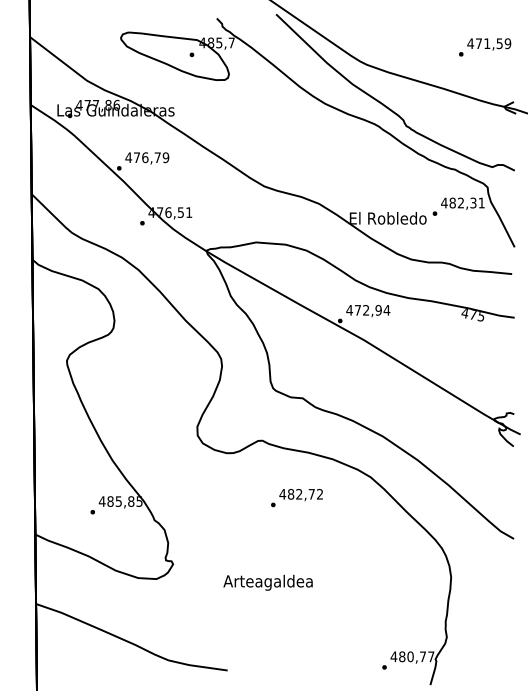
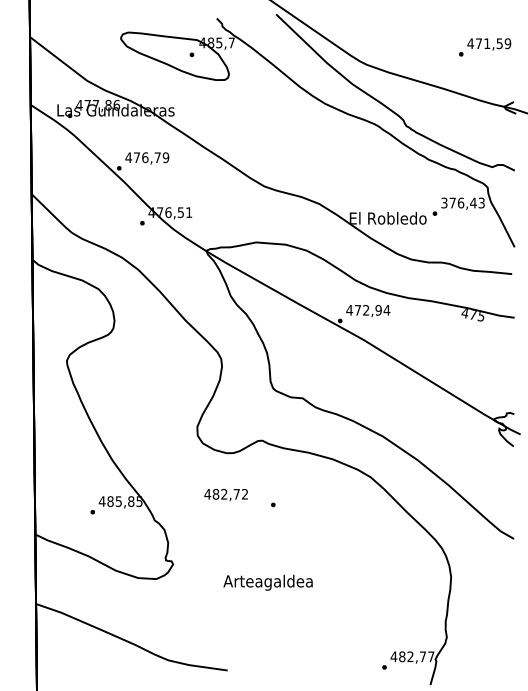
text: 482,31 -> 376,43 (462, 202)
text position: (300, 495) -> (225, 495) (225, 495)
text: 480,77 -> 482,77 (410, 656)
